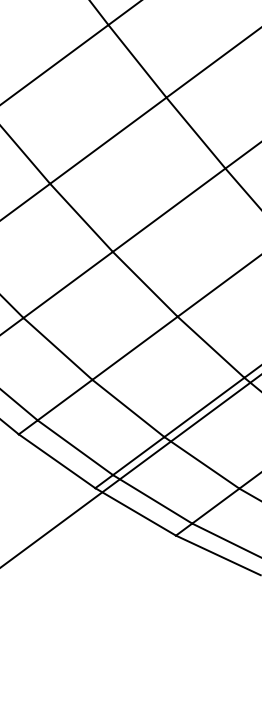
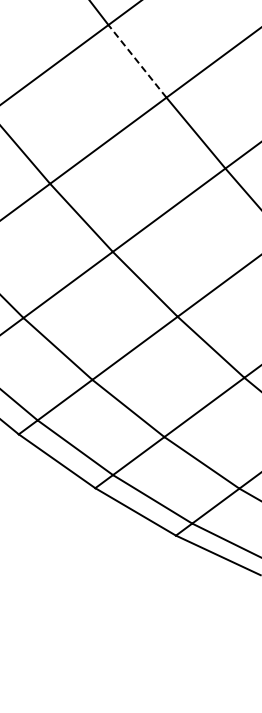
line: solid -> dashed (137, 60)
line: present -> none (130, 471)
